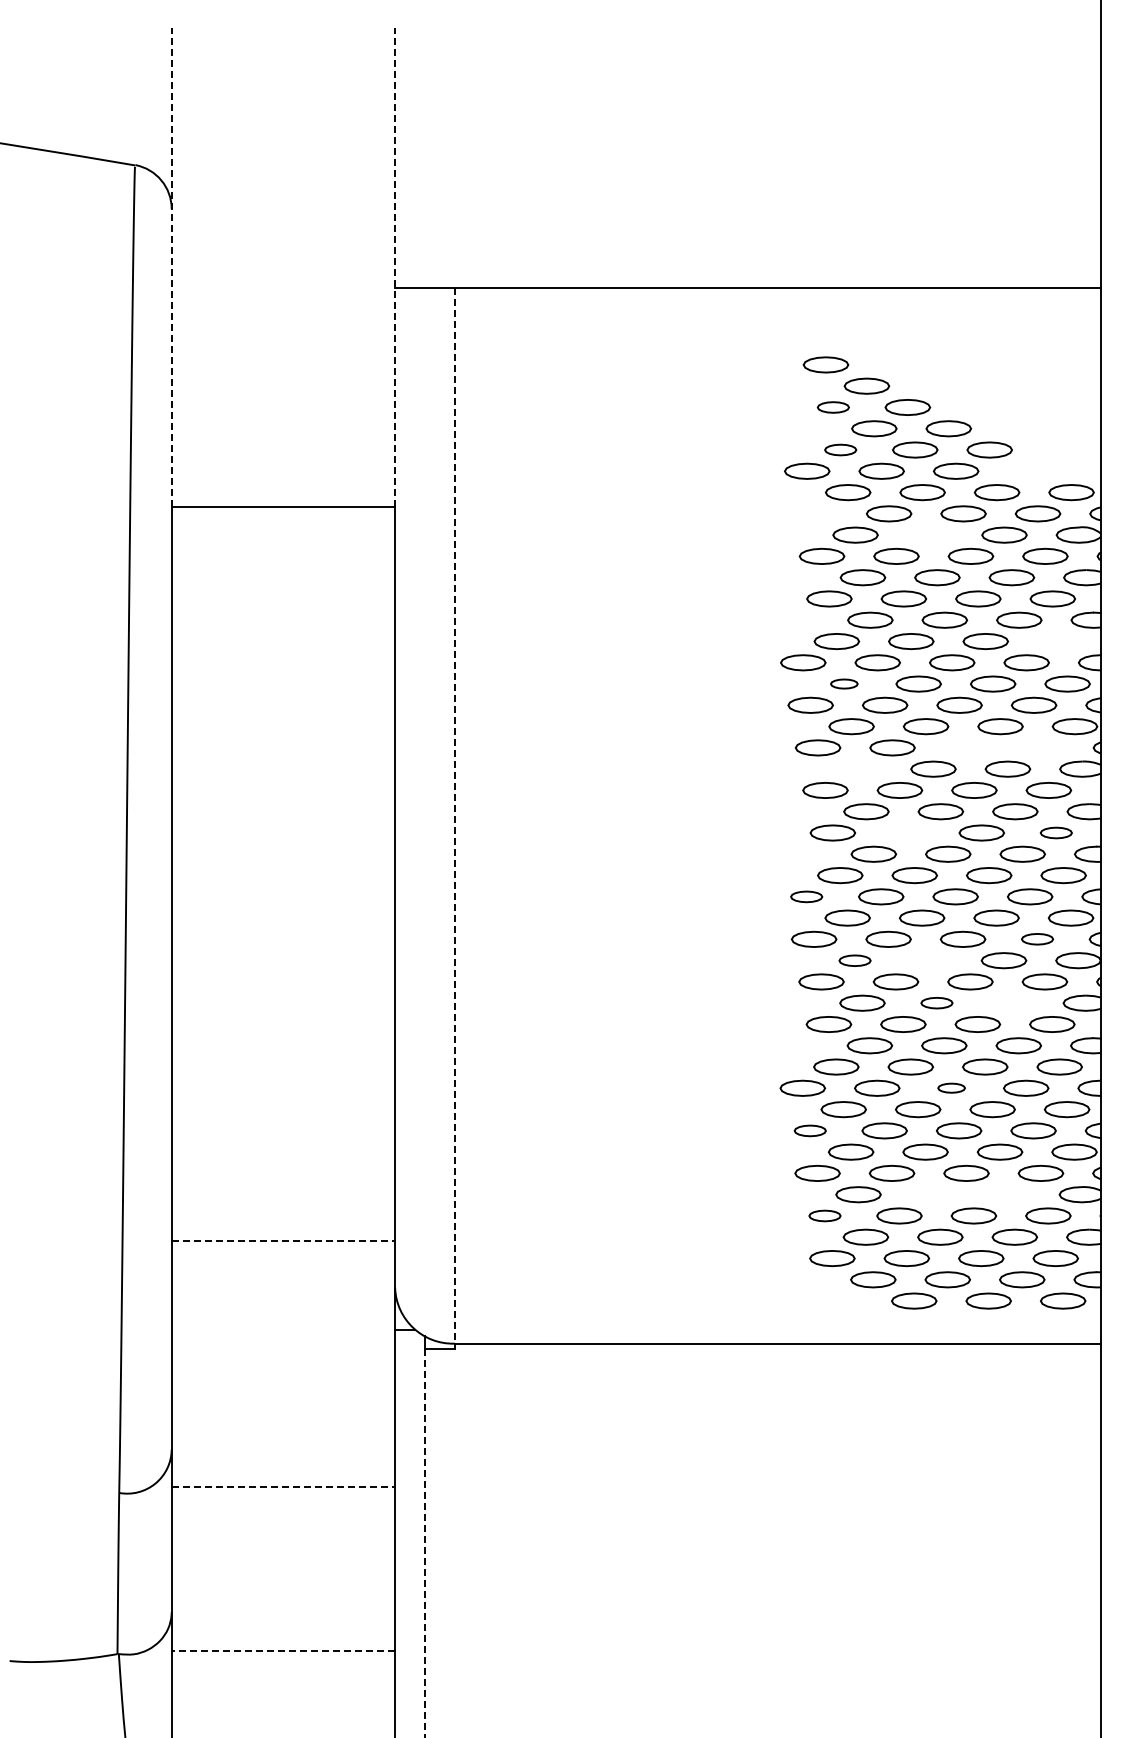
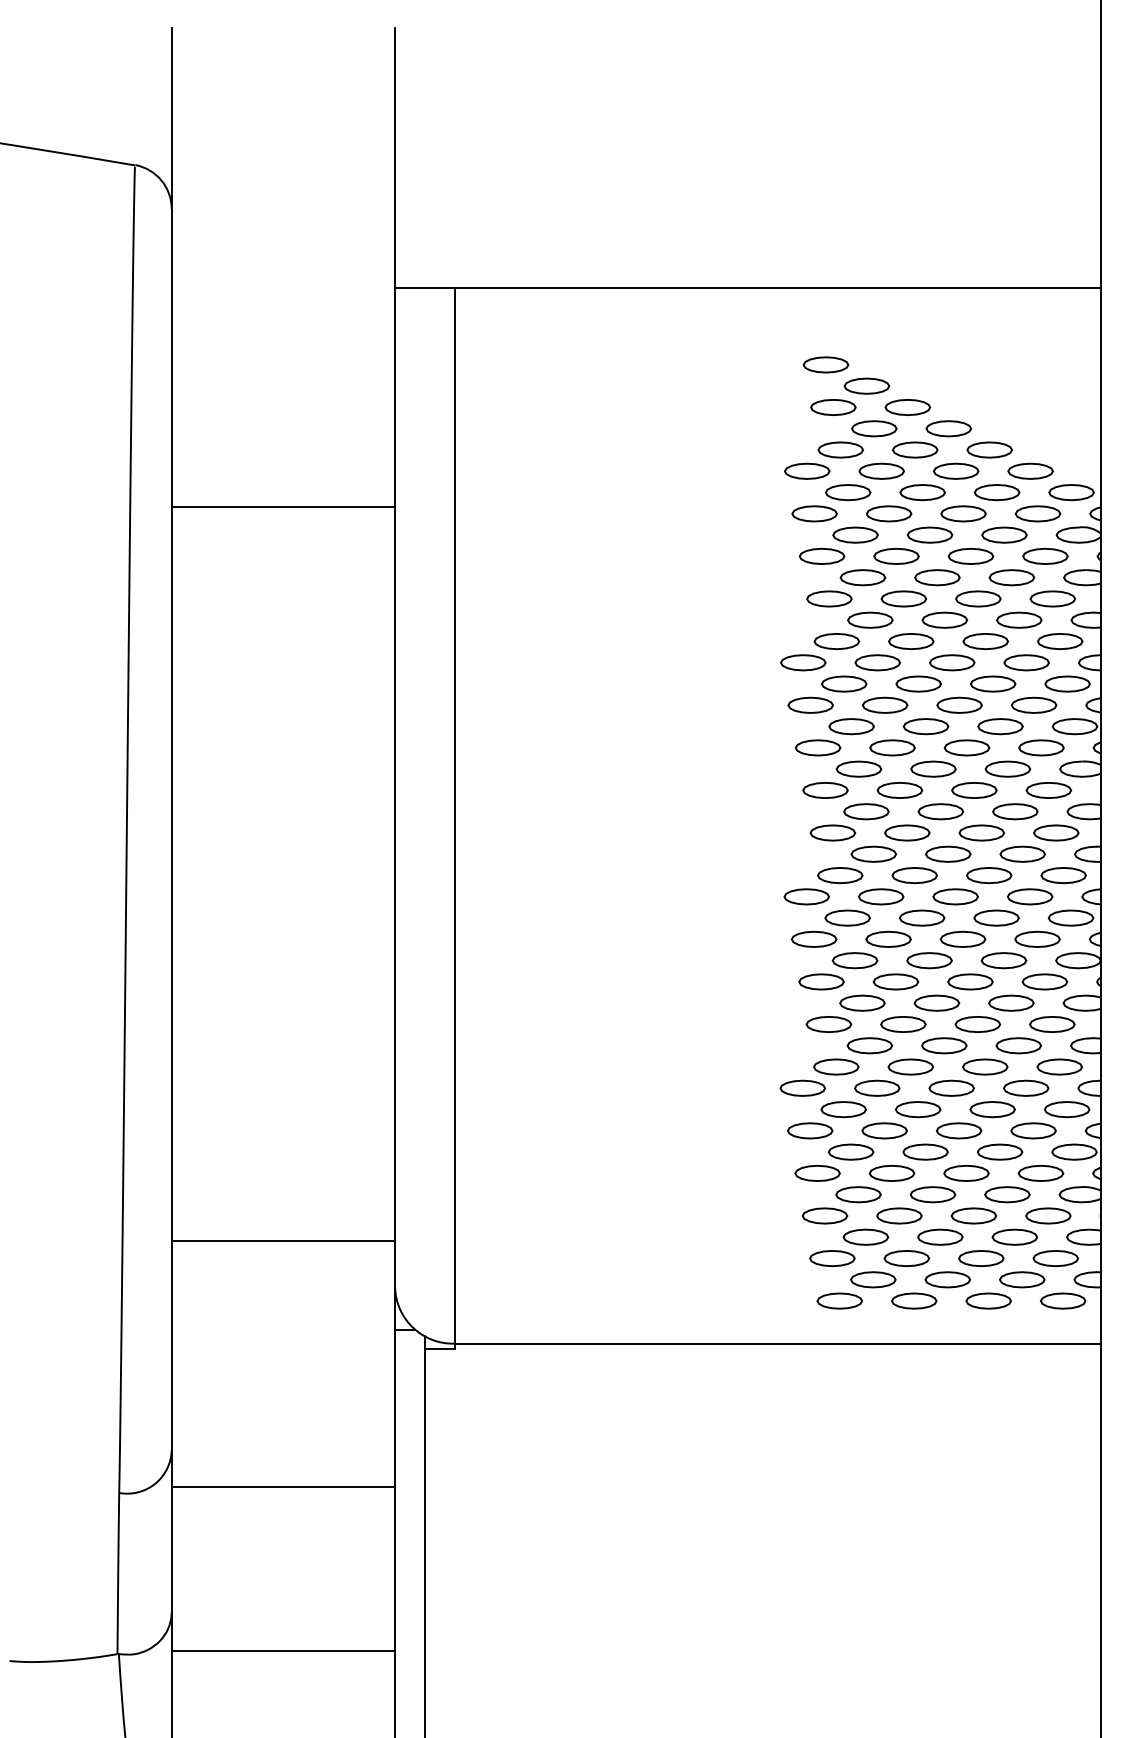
line: dashed -> solid (171, 267)
line: dashed -> solid (395, 267)
part size: 34x13 px -> 47x17 px (833, 407)
part size: 34x14 px -> 47x18 px (840, 449)
part: none -> present (1030, 470)
part: none -> present (814, 513)
part: none -> present (929, 534)
part: none -> present (1060, 641)
part size: 29x12 px -> 47x18 px (844, 683)
part: none -> present (966, 747)
part: none -> present (1041, 747)
part: none -> present (858, 768)
line: dashed -> solid (454, 815)
part: none -> present (907, 832)
part size: 34x14 px -> 47x18 px (1056, 832)
part size: 34x14 px -> 47x18 px (806, 896)
part size: 34x13 px -> 47x18 px (1037, 938)
part size: 34x13 px -> 48x18 px (854, 960)
part: none -> present (929, 960)
part: none -> present (1011, 1002)
part size: 34x13 px -> 48x18 px (936, 1002)
part size: 29x12 px -> 47x18 px (951, 1087)
part size: 34x14 px -> 47x18 px (810, 1130)
part: none -> present (932, 1194)
part: none -> present (1007, 1194)
part size: 34x14 px -> 48x18 px (824, 1215)
line: dashed -> solid (283, 1240)
part: none -> present (839, 1300)
line: dashed -> solid (283, 1486)
line: dashed -> solid (424, 1543)
line: dashed -> solid (283, 1650)
